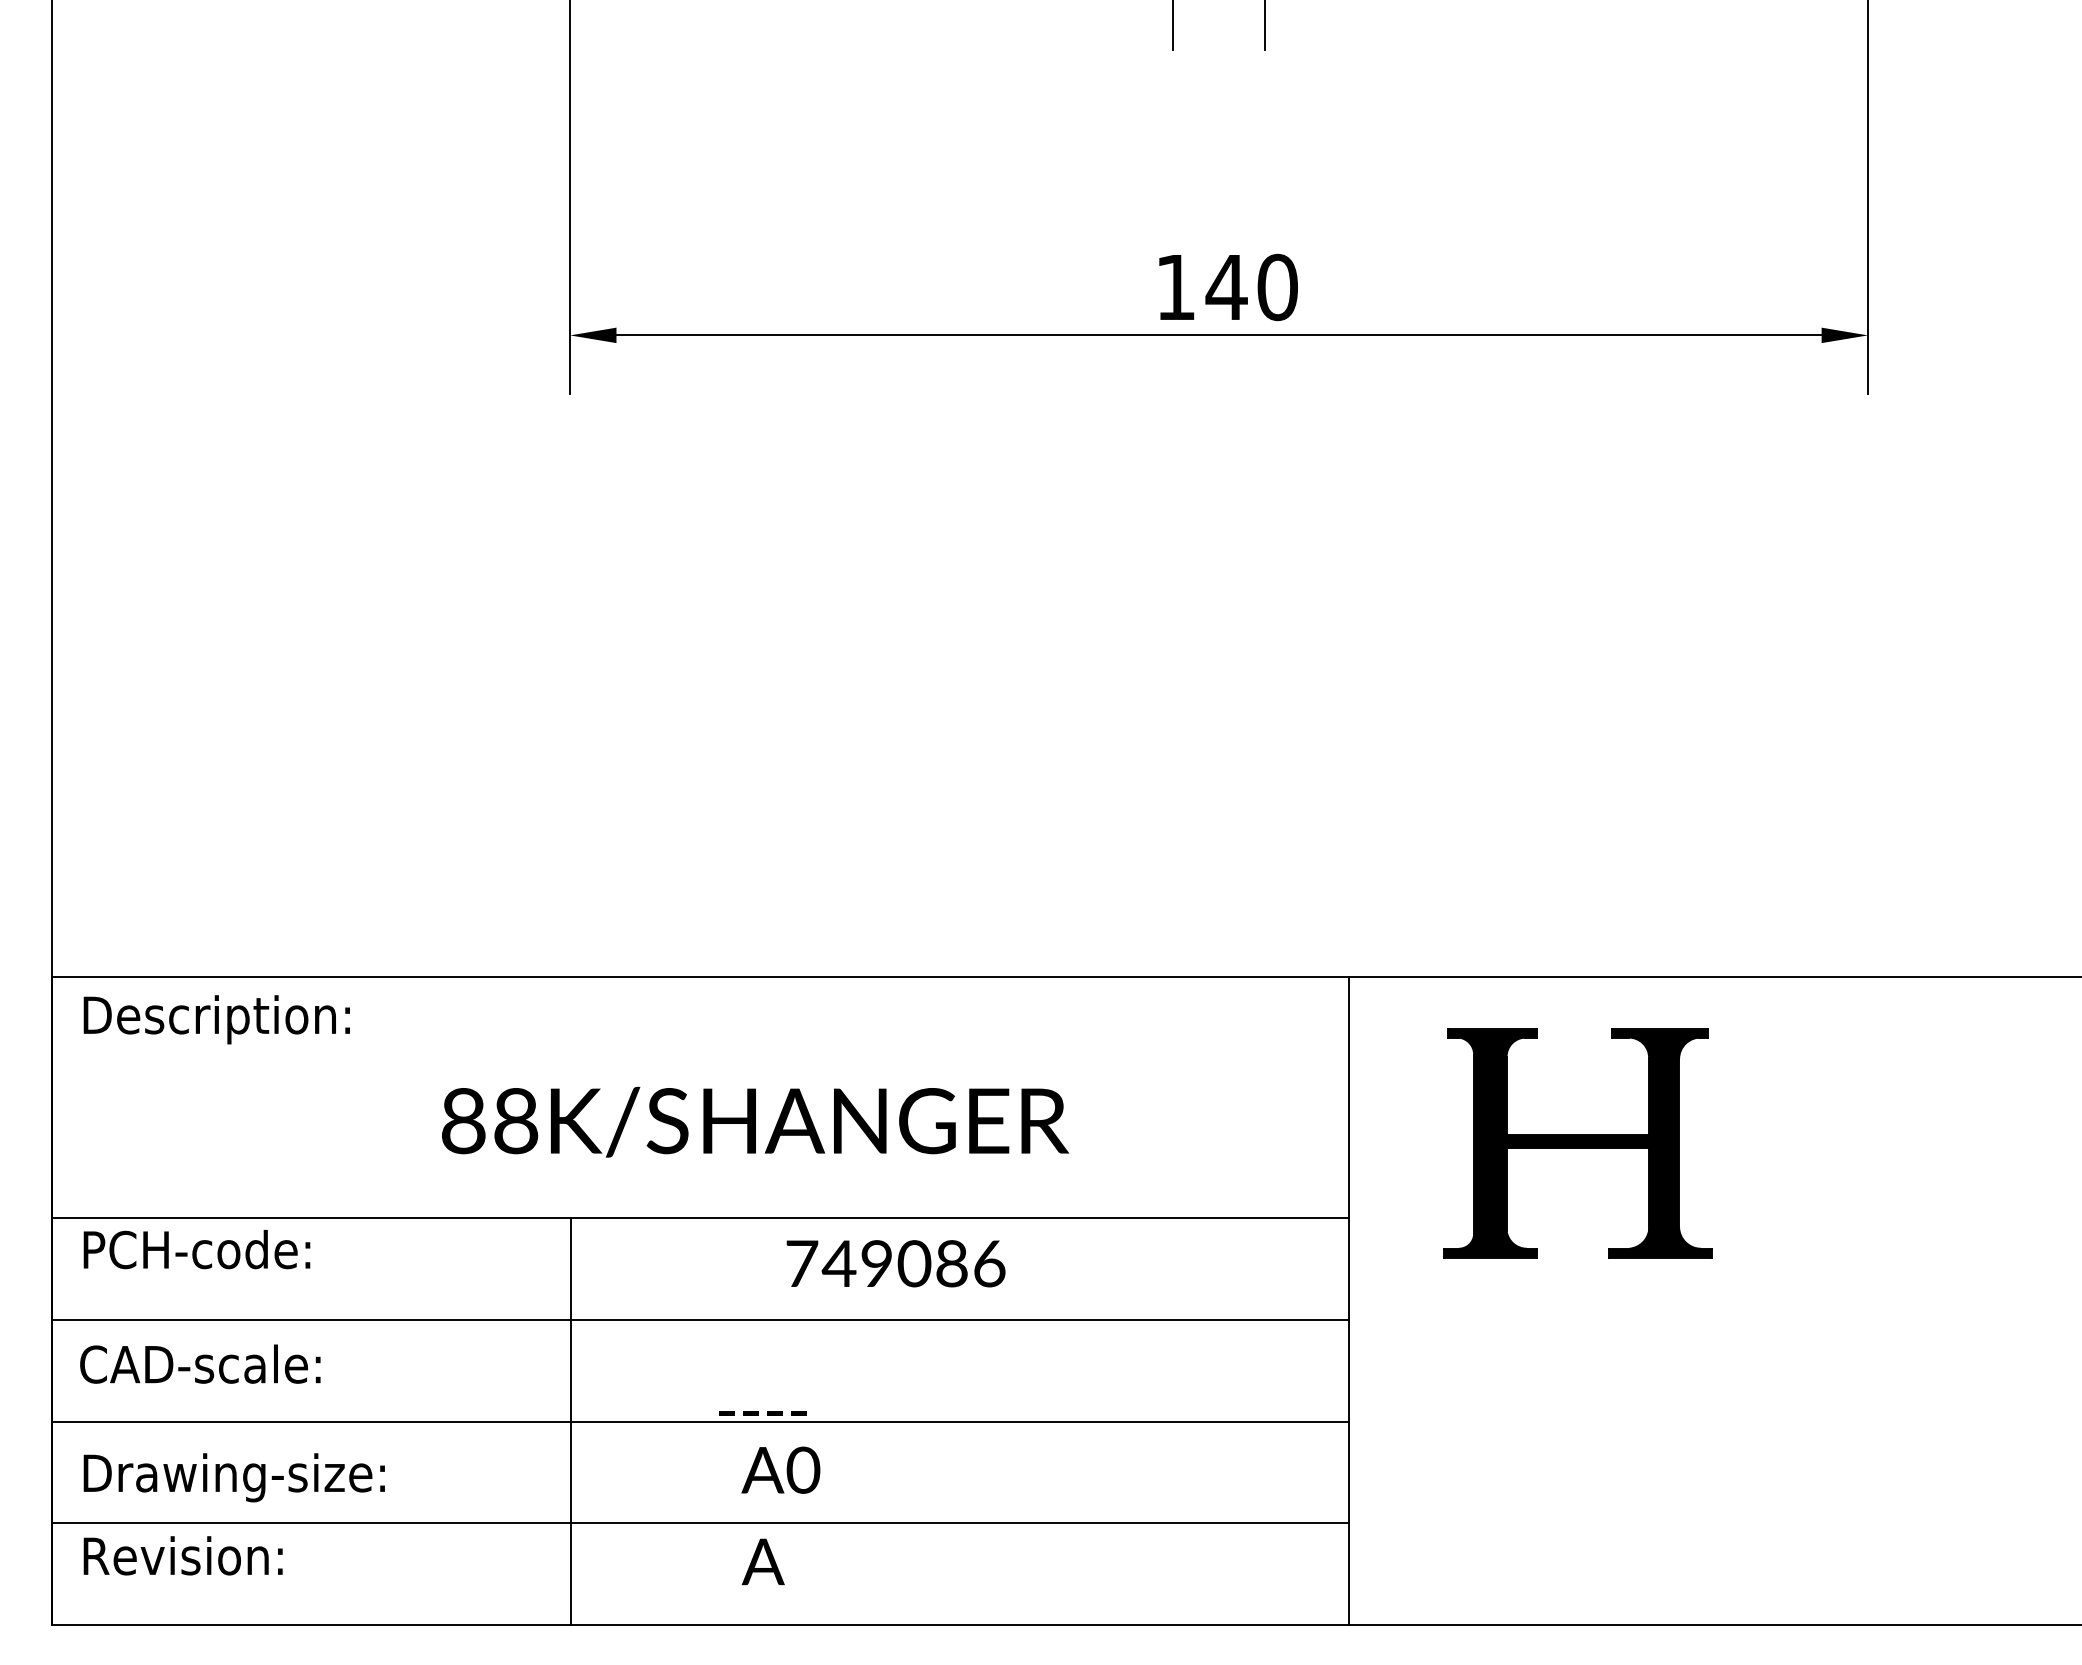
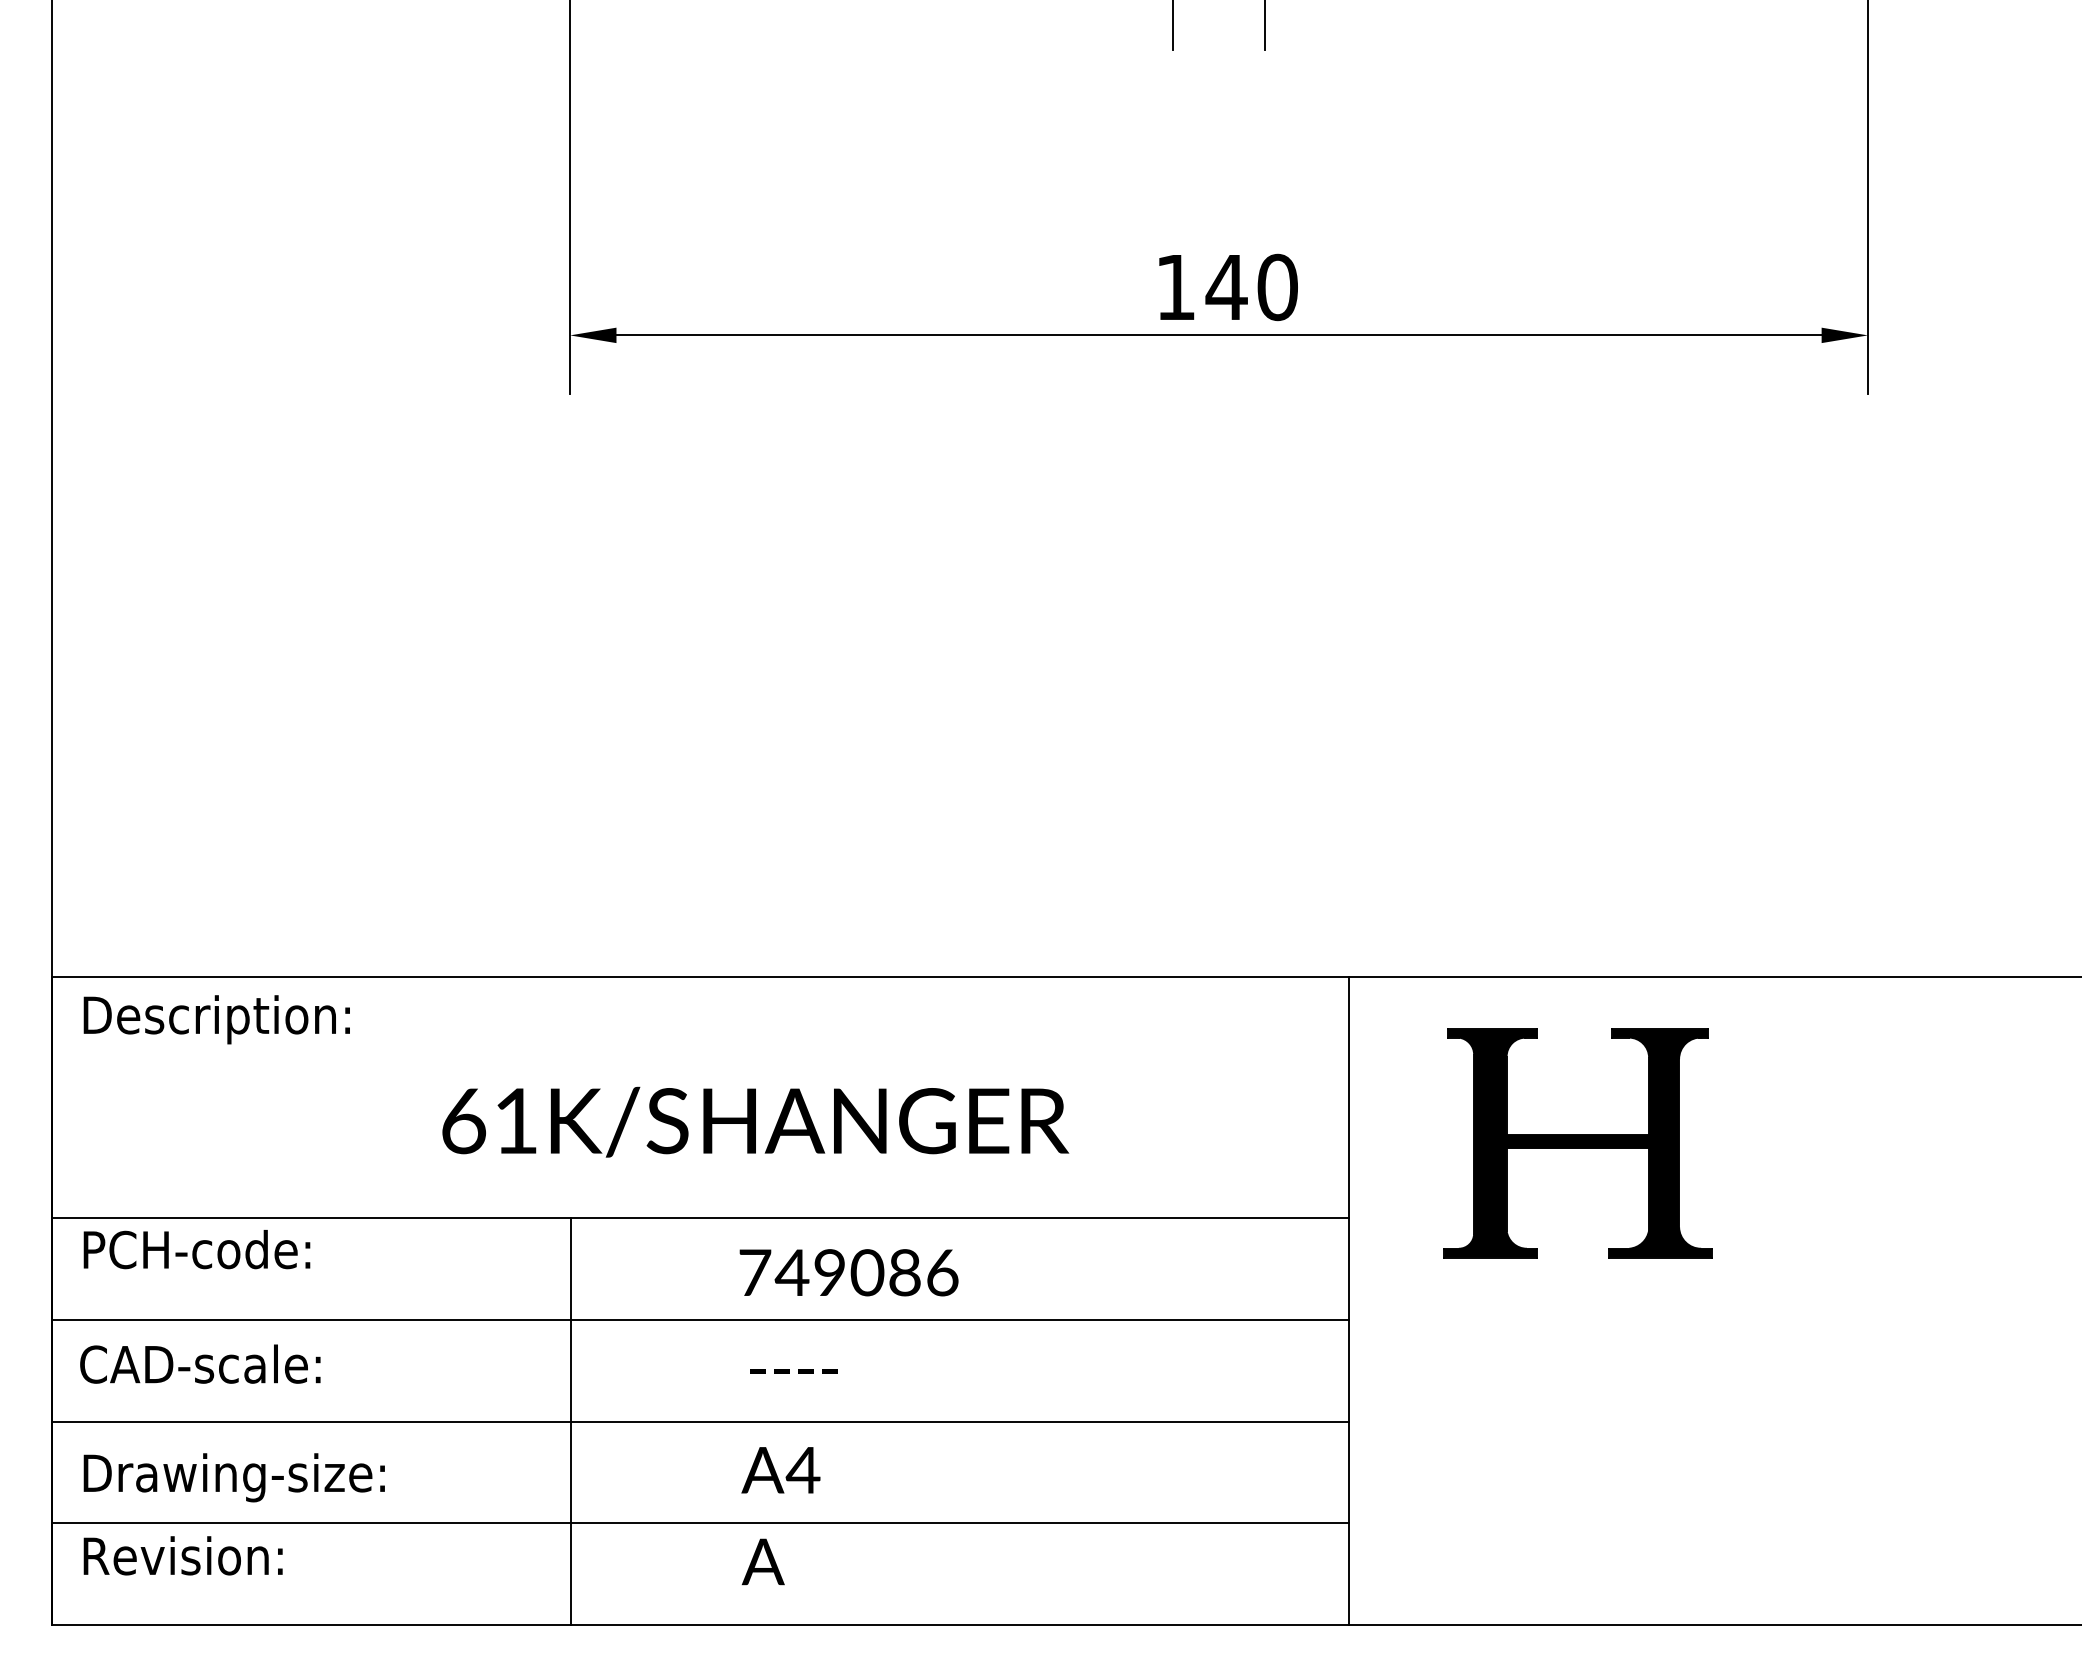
text: 88K/S -> 61K/S (490, 1121)
text position: (895, 1263) -> (848, 1272) (848, 1272)
text position: (762, 1413) -> (793, 1371) (793, 1371)
text: A0 -> A4 (802, 1469)
